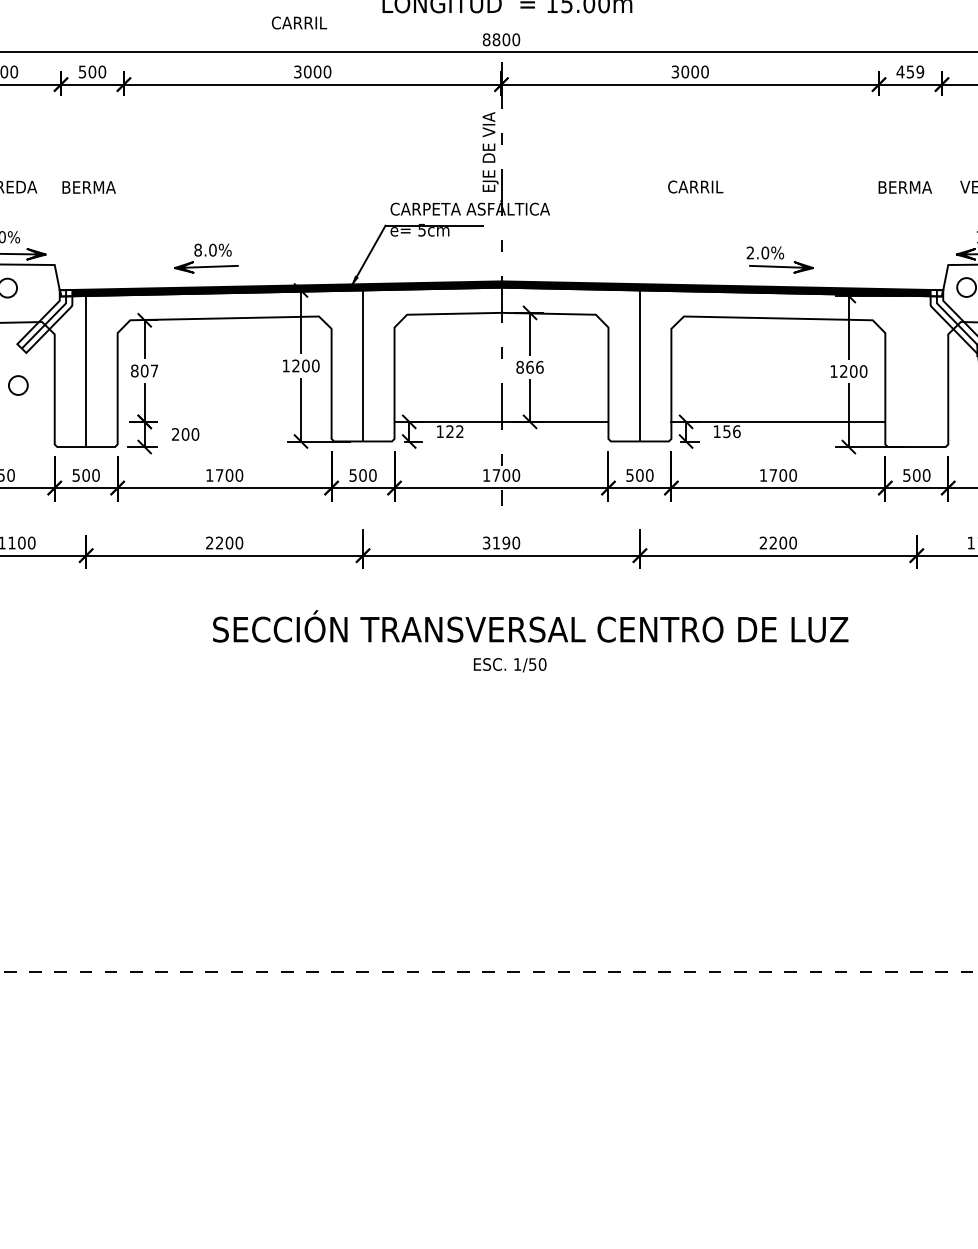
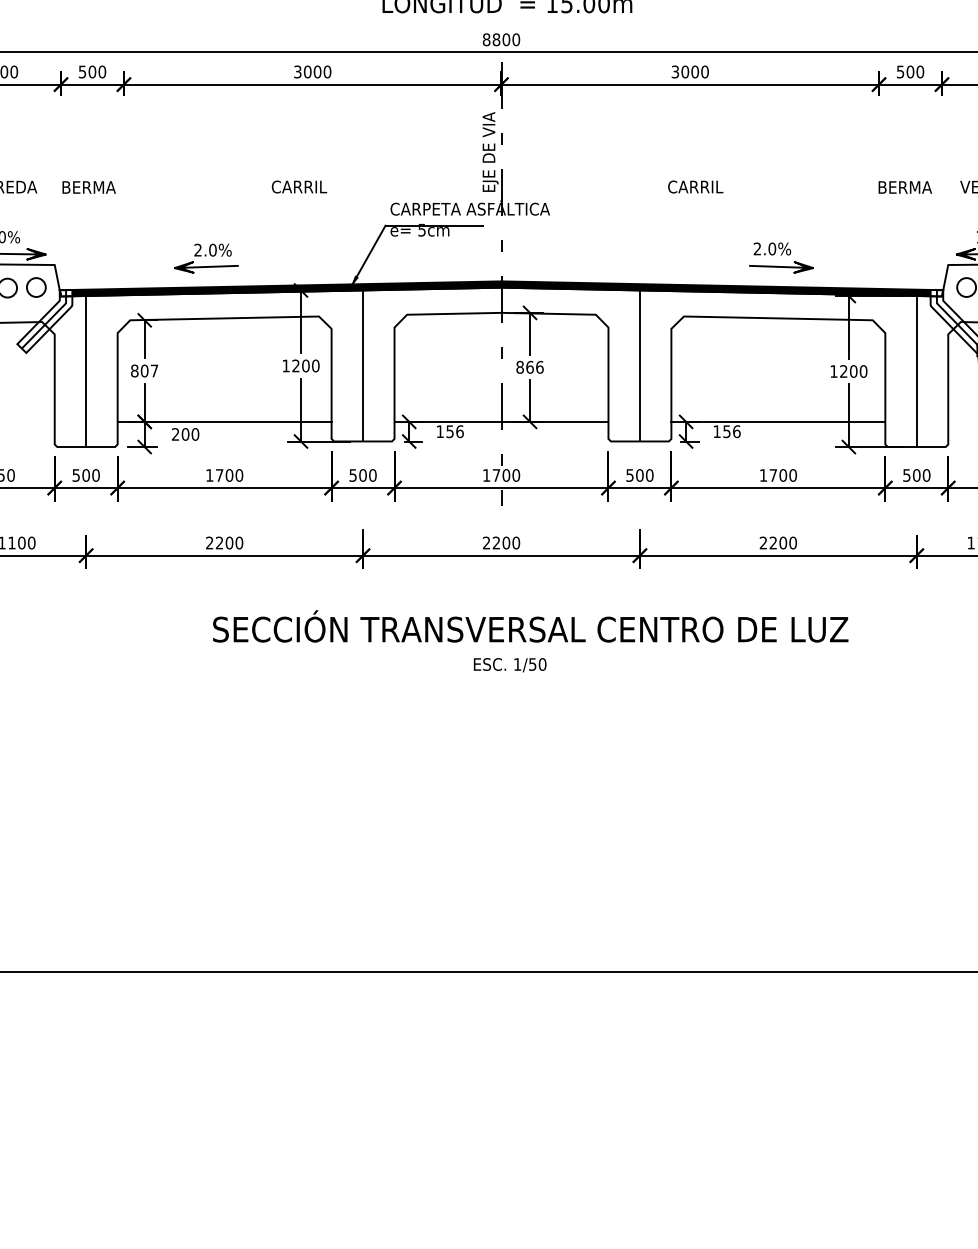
text position: (299, 22) -> (299, 186) (299, 186)
text: 459 -> 500 (909, 71)
text: 8.0%%% -> 2.0%%% (197, 249)
text position: (765, 252) -> (772, 248) (772, 248)
line: none -> present (916, 371)
circle position: (18, 385) -> (36, 287) (36, 287)
line: none -> present (224, 421)
text: 122 -> 156 (454, 431)
text: 3190 -> 2200 (496, 542)
line: dashed -> solid (488, 971)
